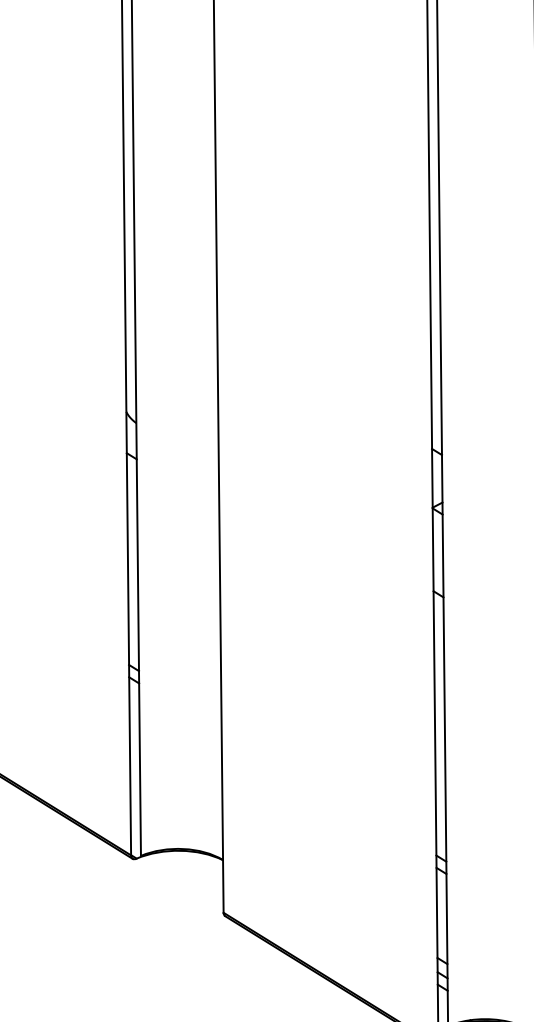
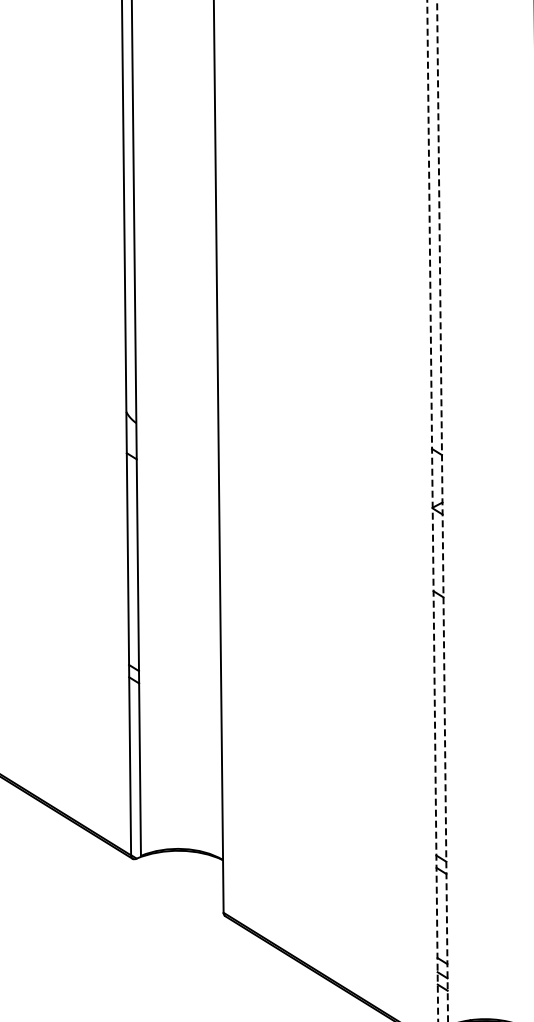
line: solid -> dashed (432, 510)
line: solid -> dashed (442, 511)
